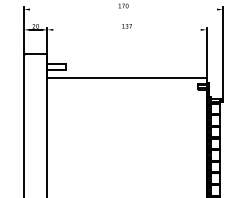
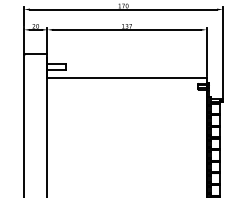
line: none -> present (123, 9)
line: none -> present (126, 29)
